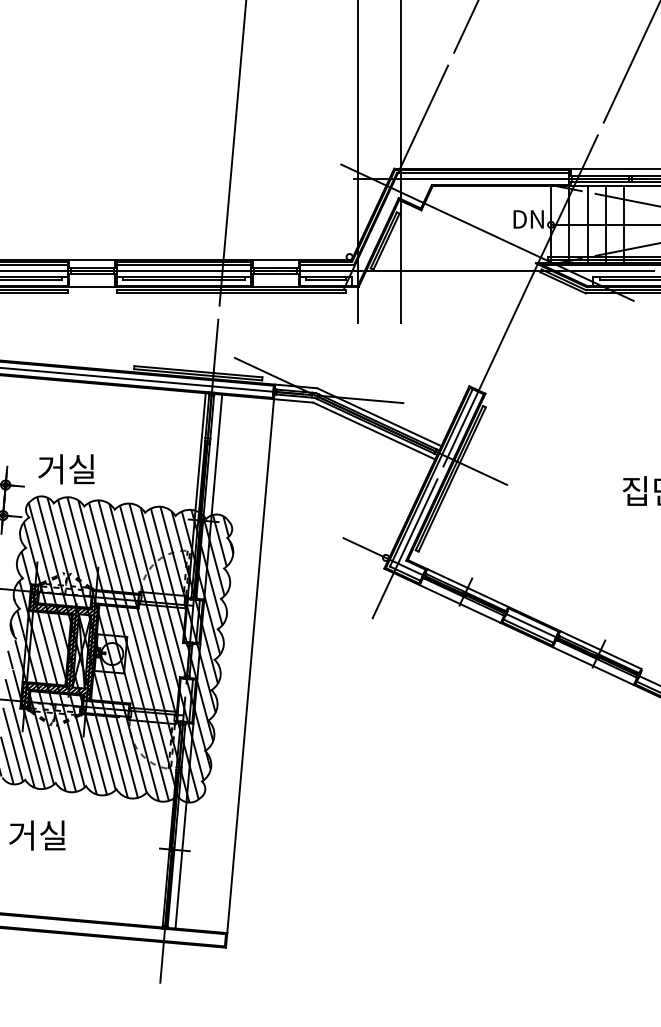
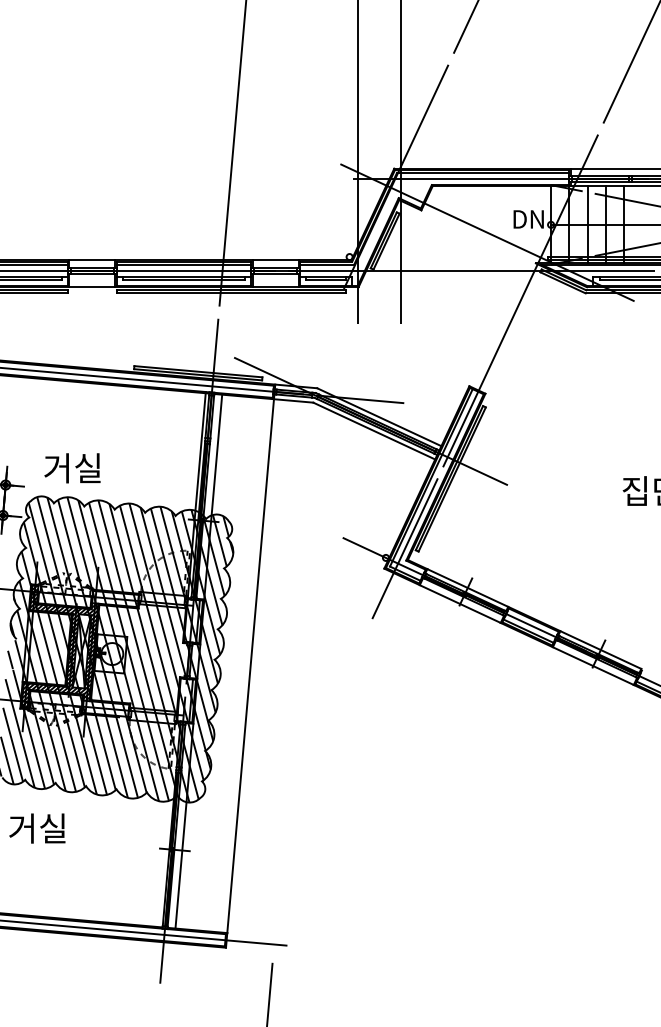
text position: (66, 469) -> (72, 468) (72, 468)
text position: (37, 835) -> (37, 828) (37, 828)
line: none -> present (144, 932)
line: none -> present (269, 992)
